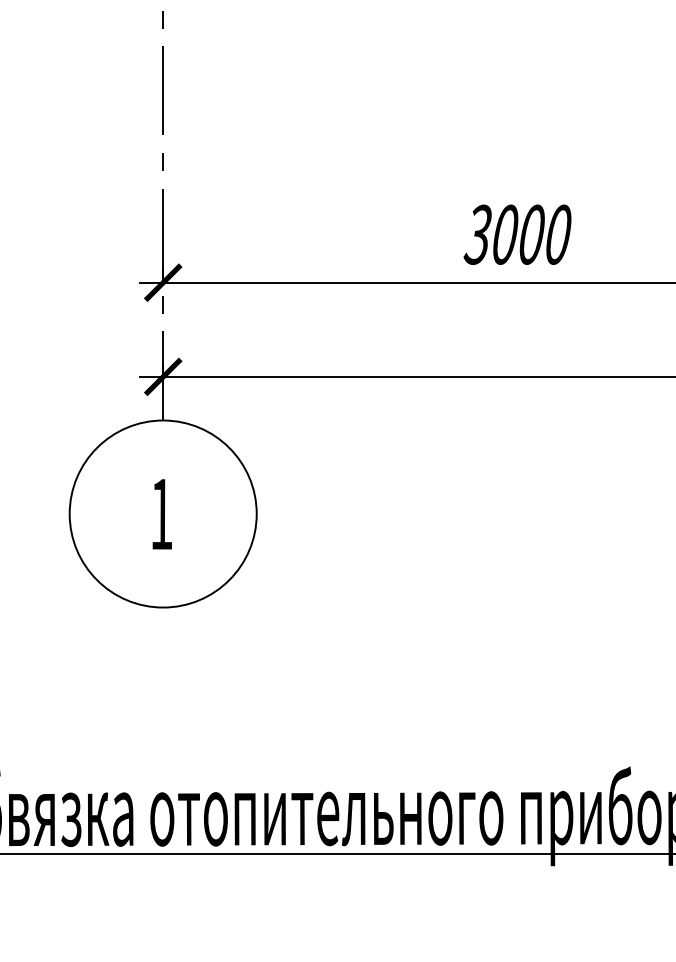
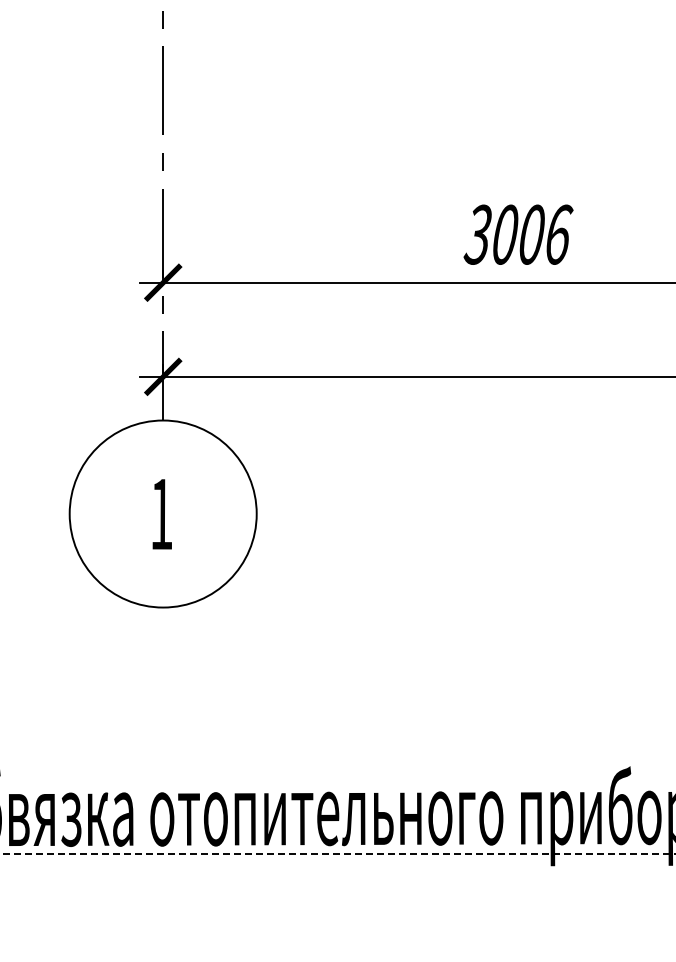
text: 3000 -> 3006 (559, 234)
line: solid -> dashed (338, 853)
